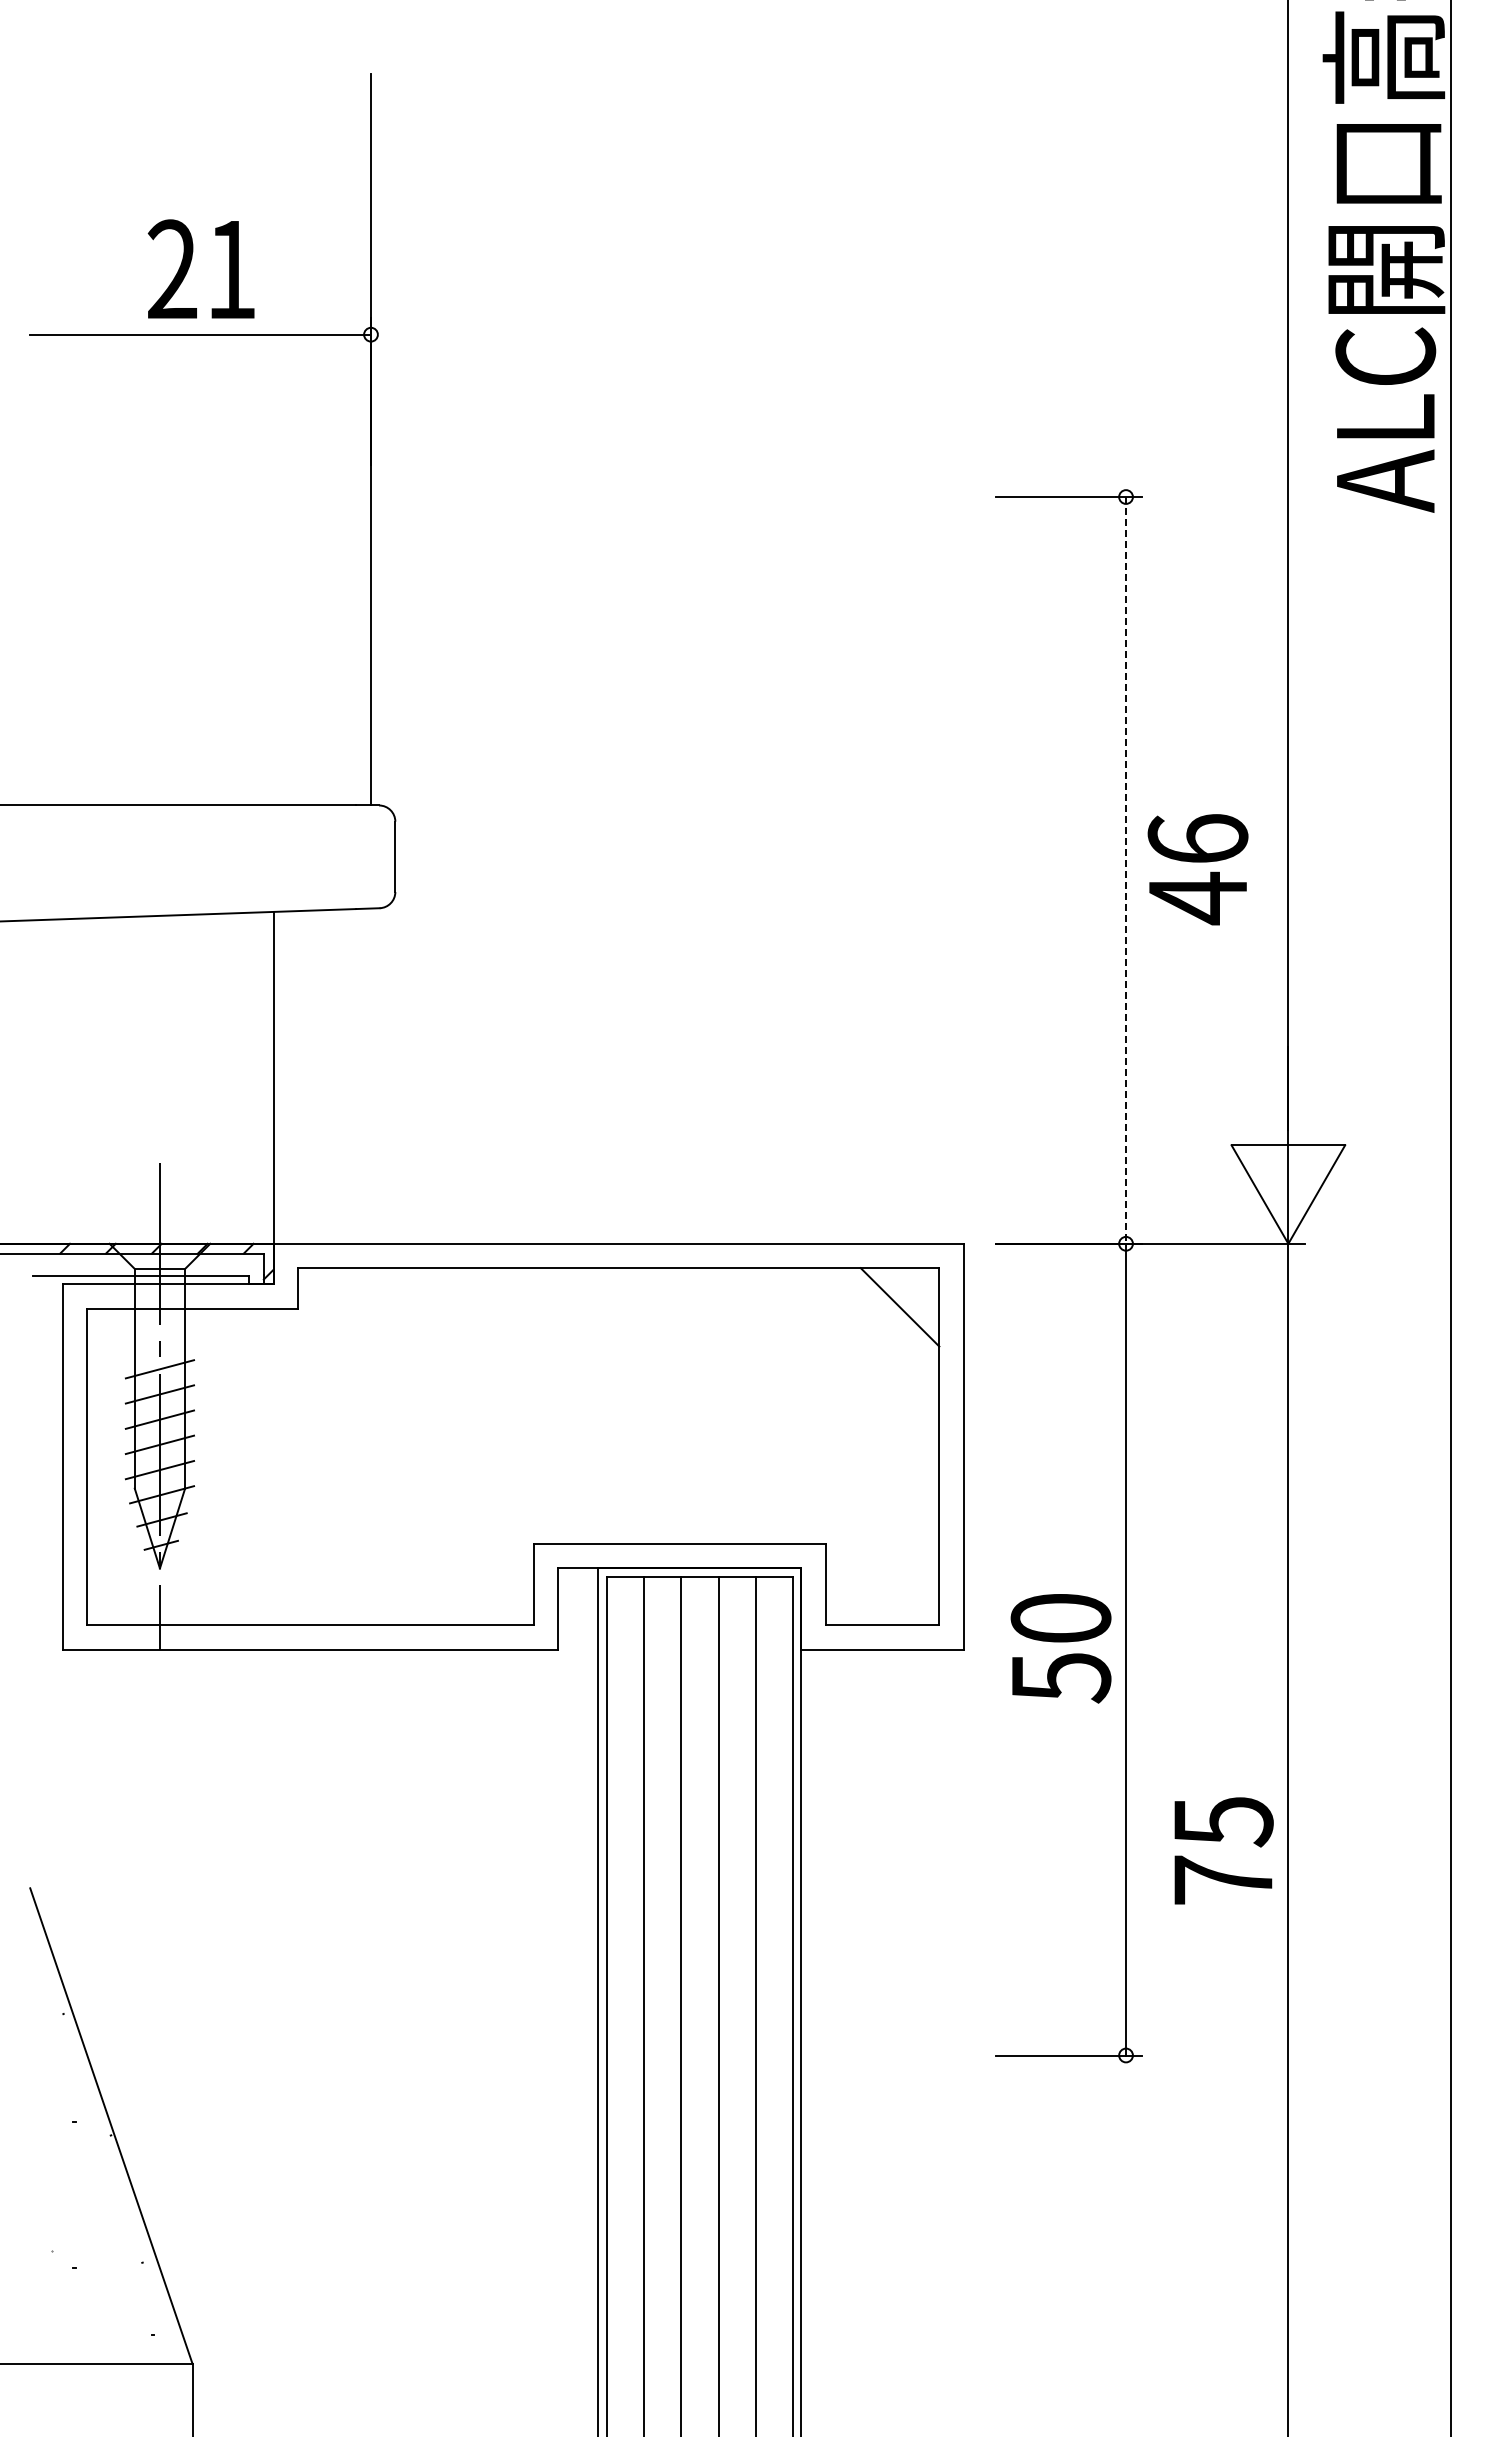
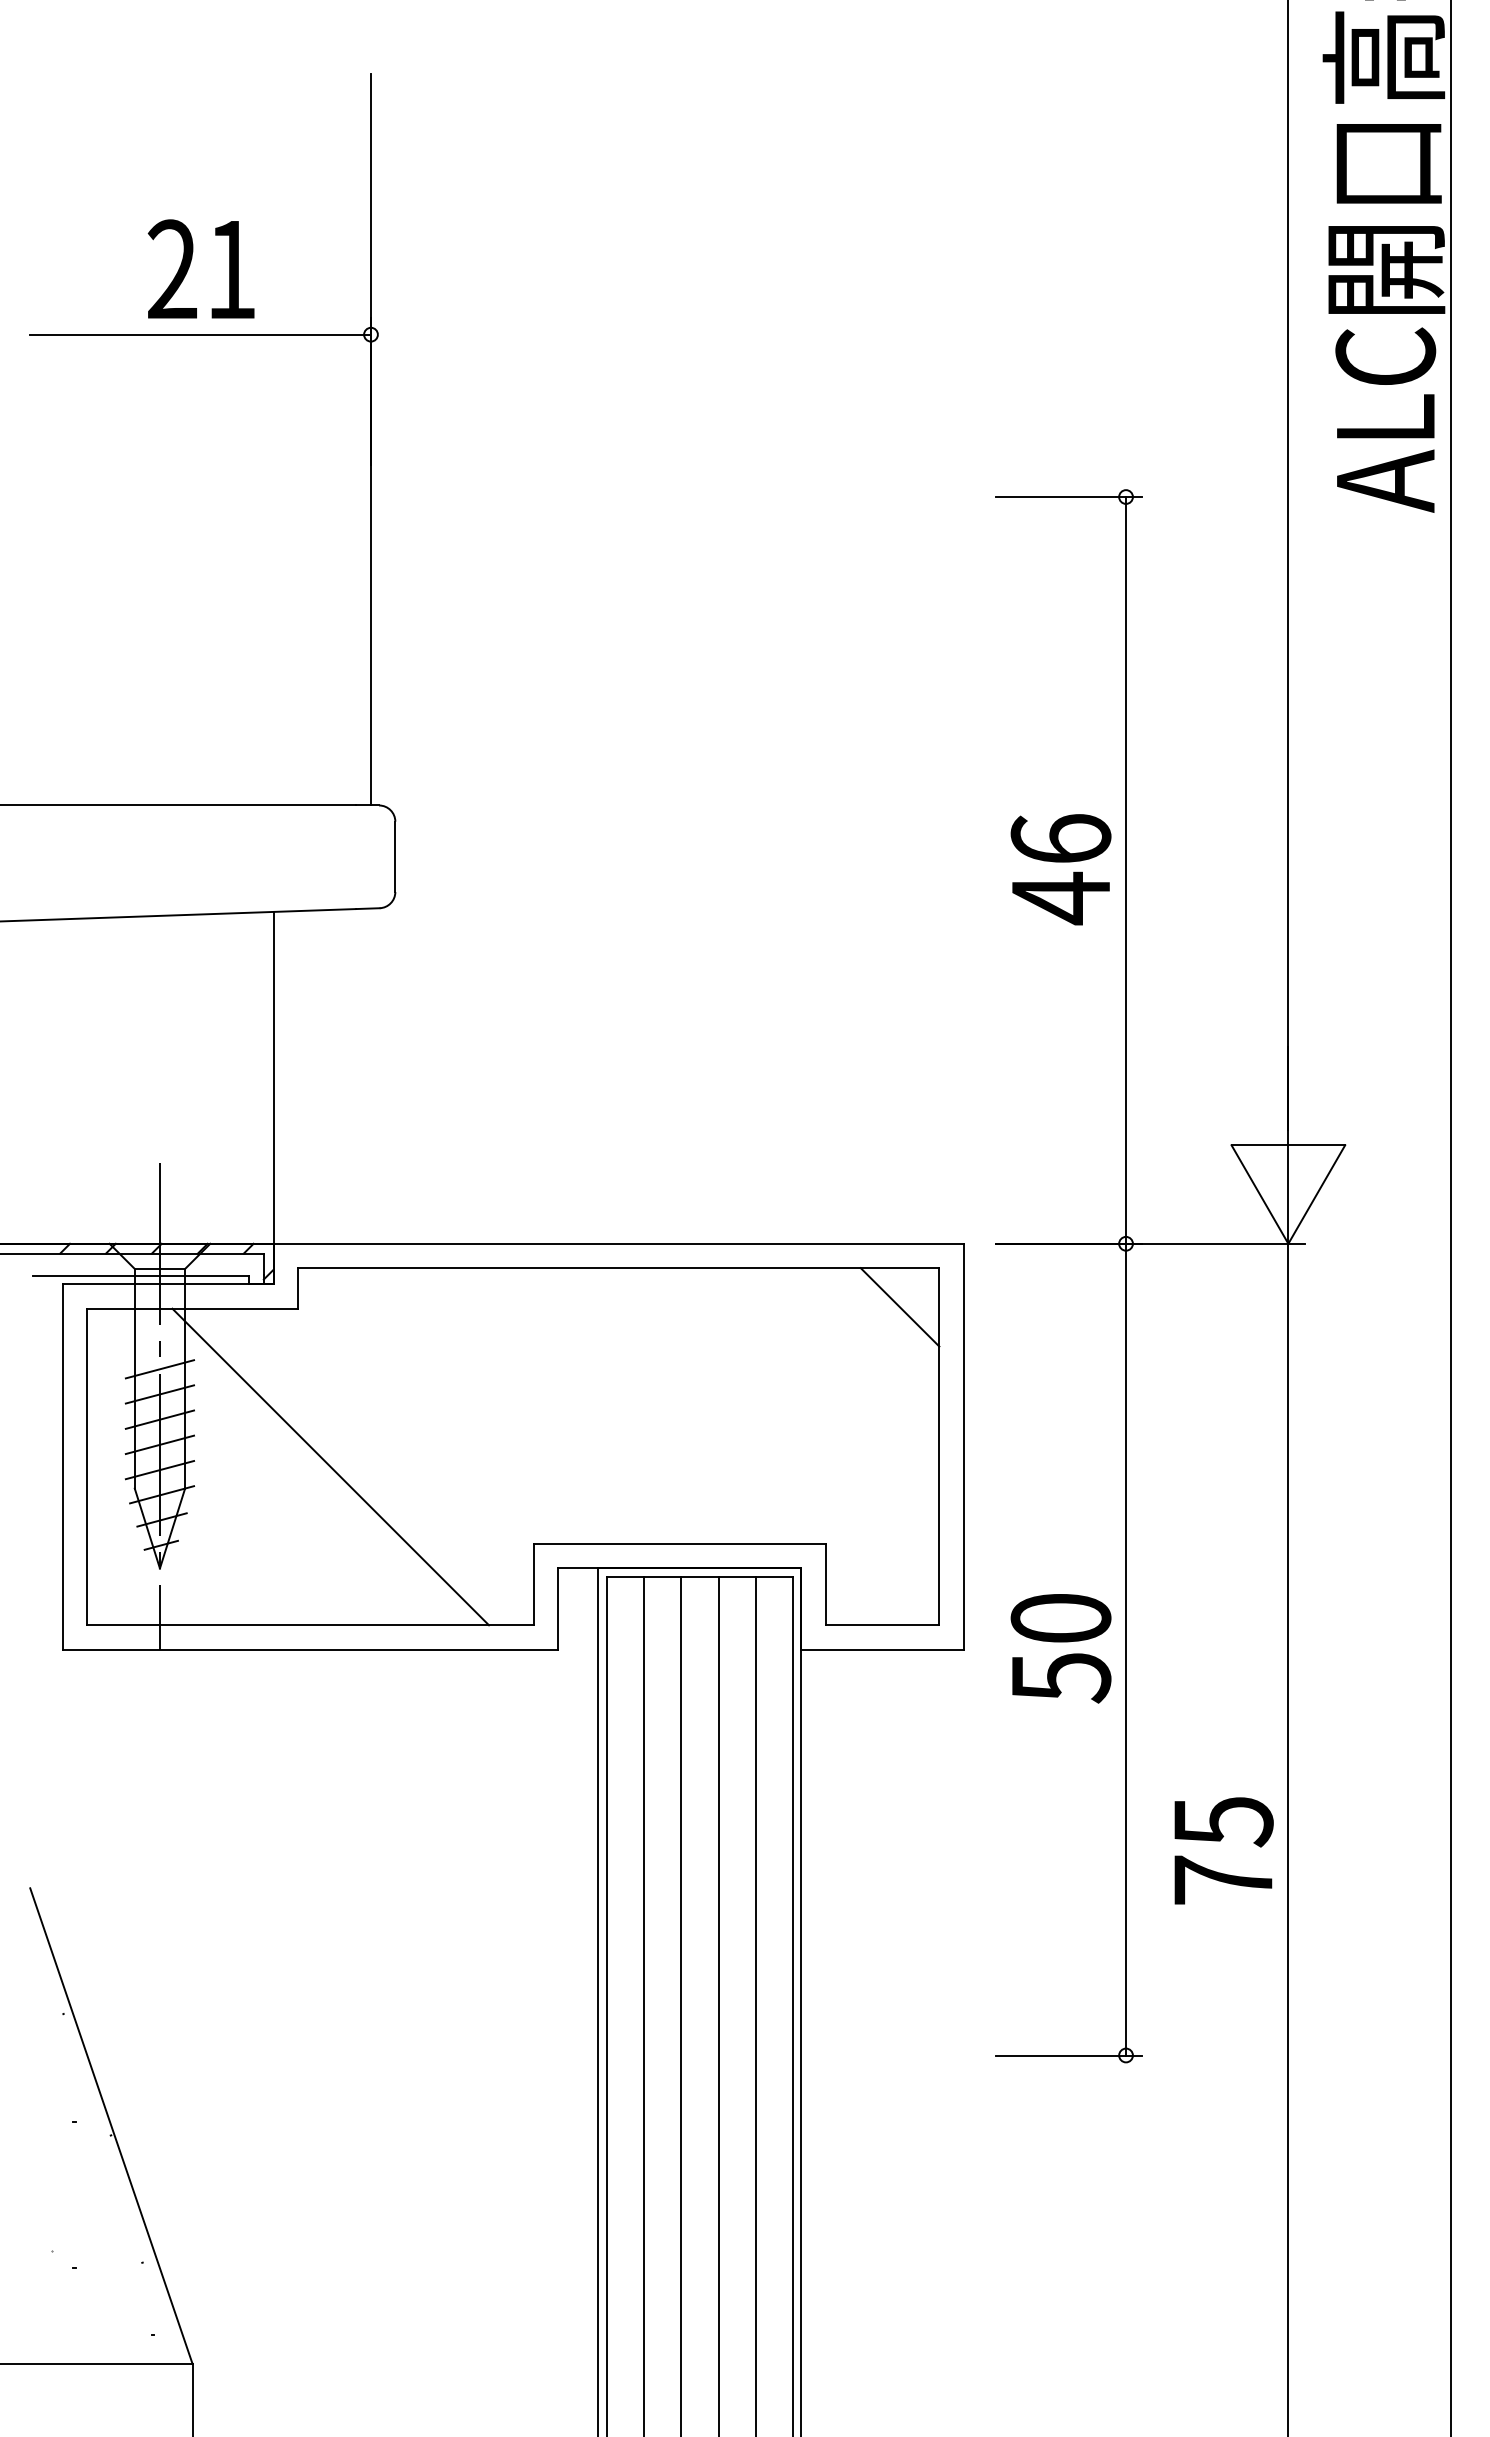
text position: (1197, 869) -> (1060, 869) (1060, 869)
line: dashed -> solid (1126, 870)
line: none -> present (330, 1466)
